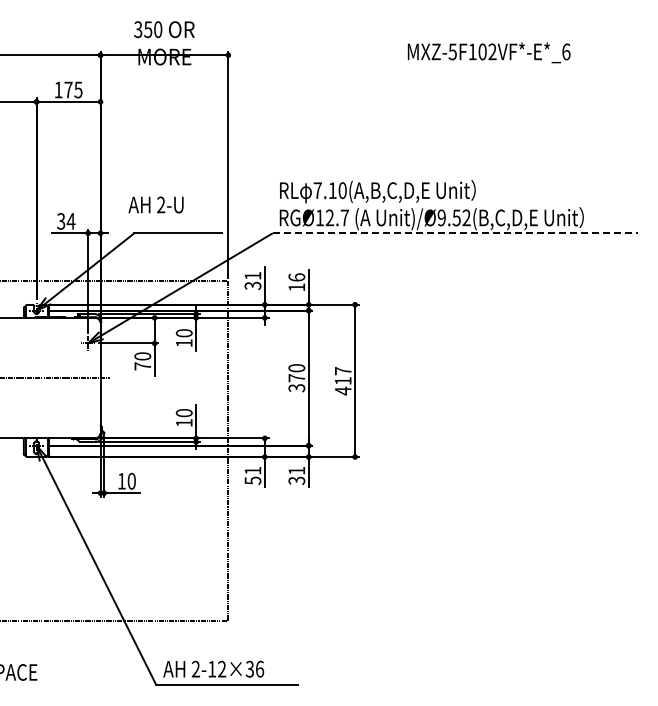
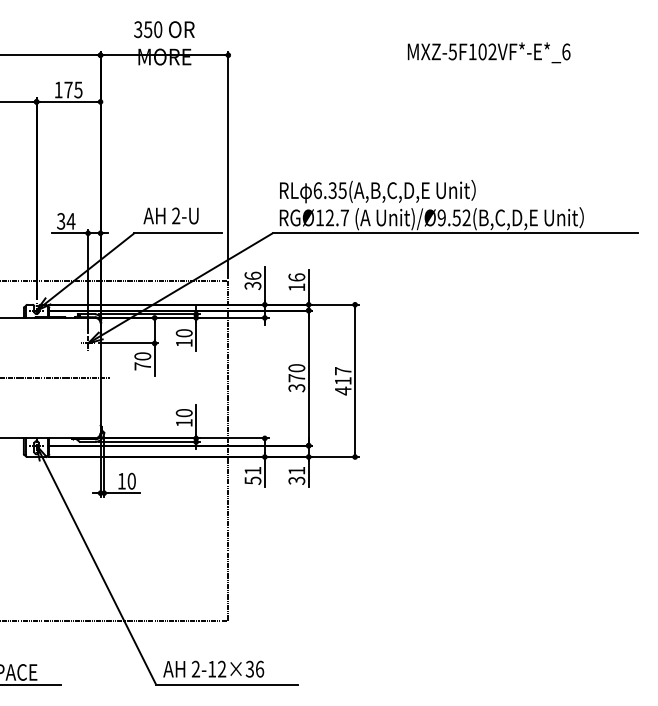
text: 7.10(A,B,C,D,E -> 6.35(A,B,C,D,E (329, 190)
text position: (155, 204) -> (170, 215) (170, 215)
line: dashed -> solid (455, 233)
text: 31 -> 36 (252, 275)
line: none -> present (31, 684)
